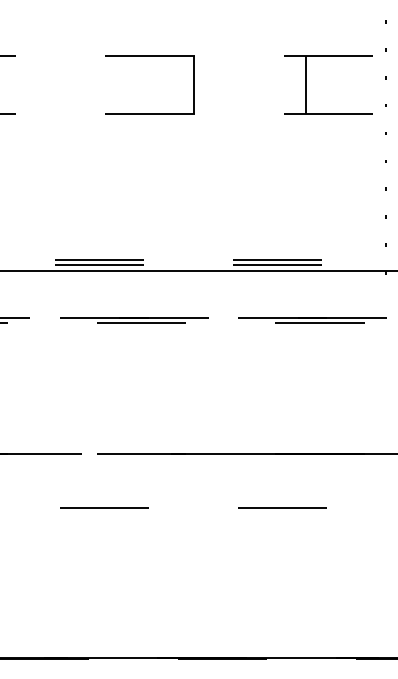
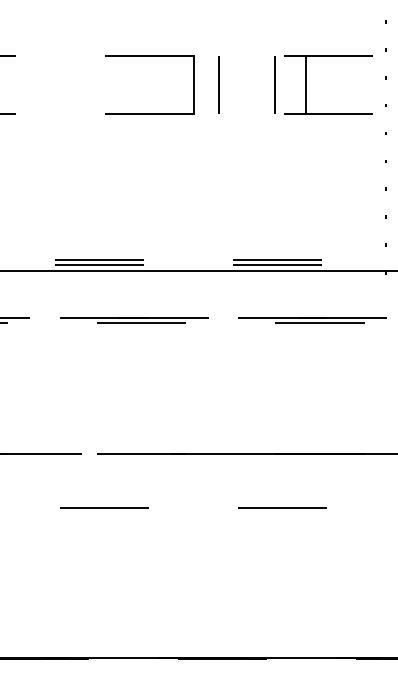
line: none -> present (218, 85)
line: none -> present (274, 85)
